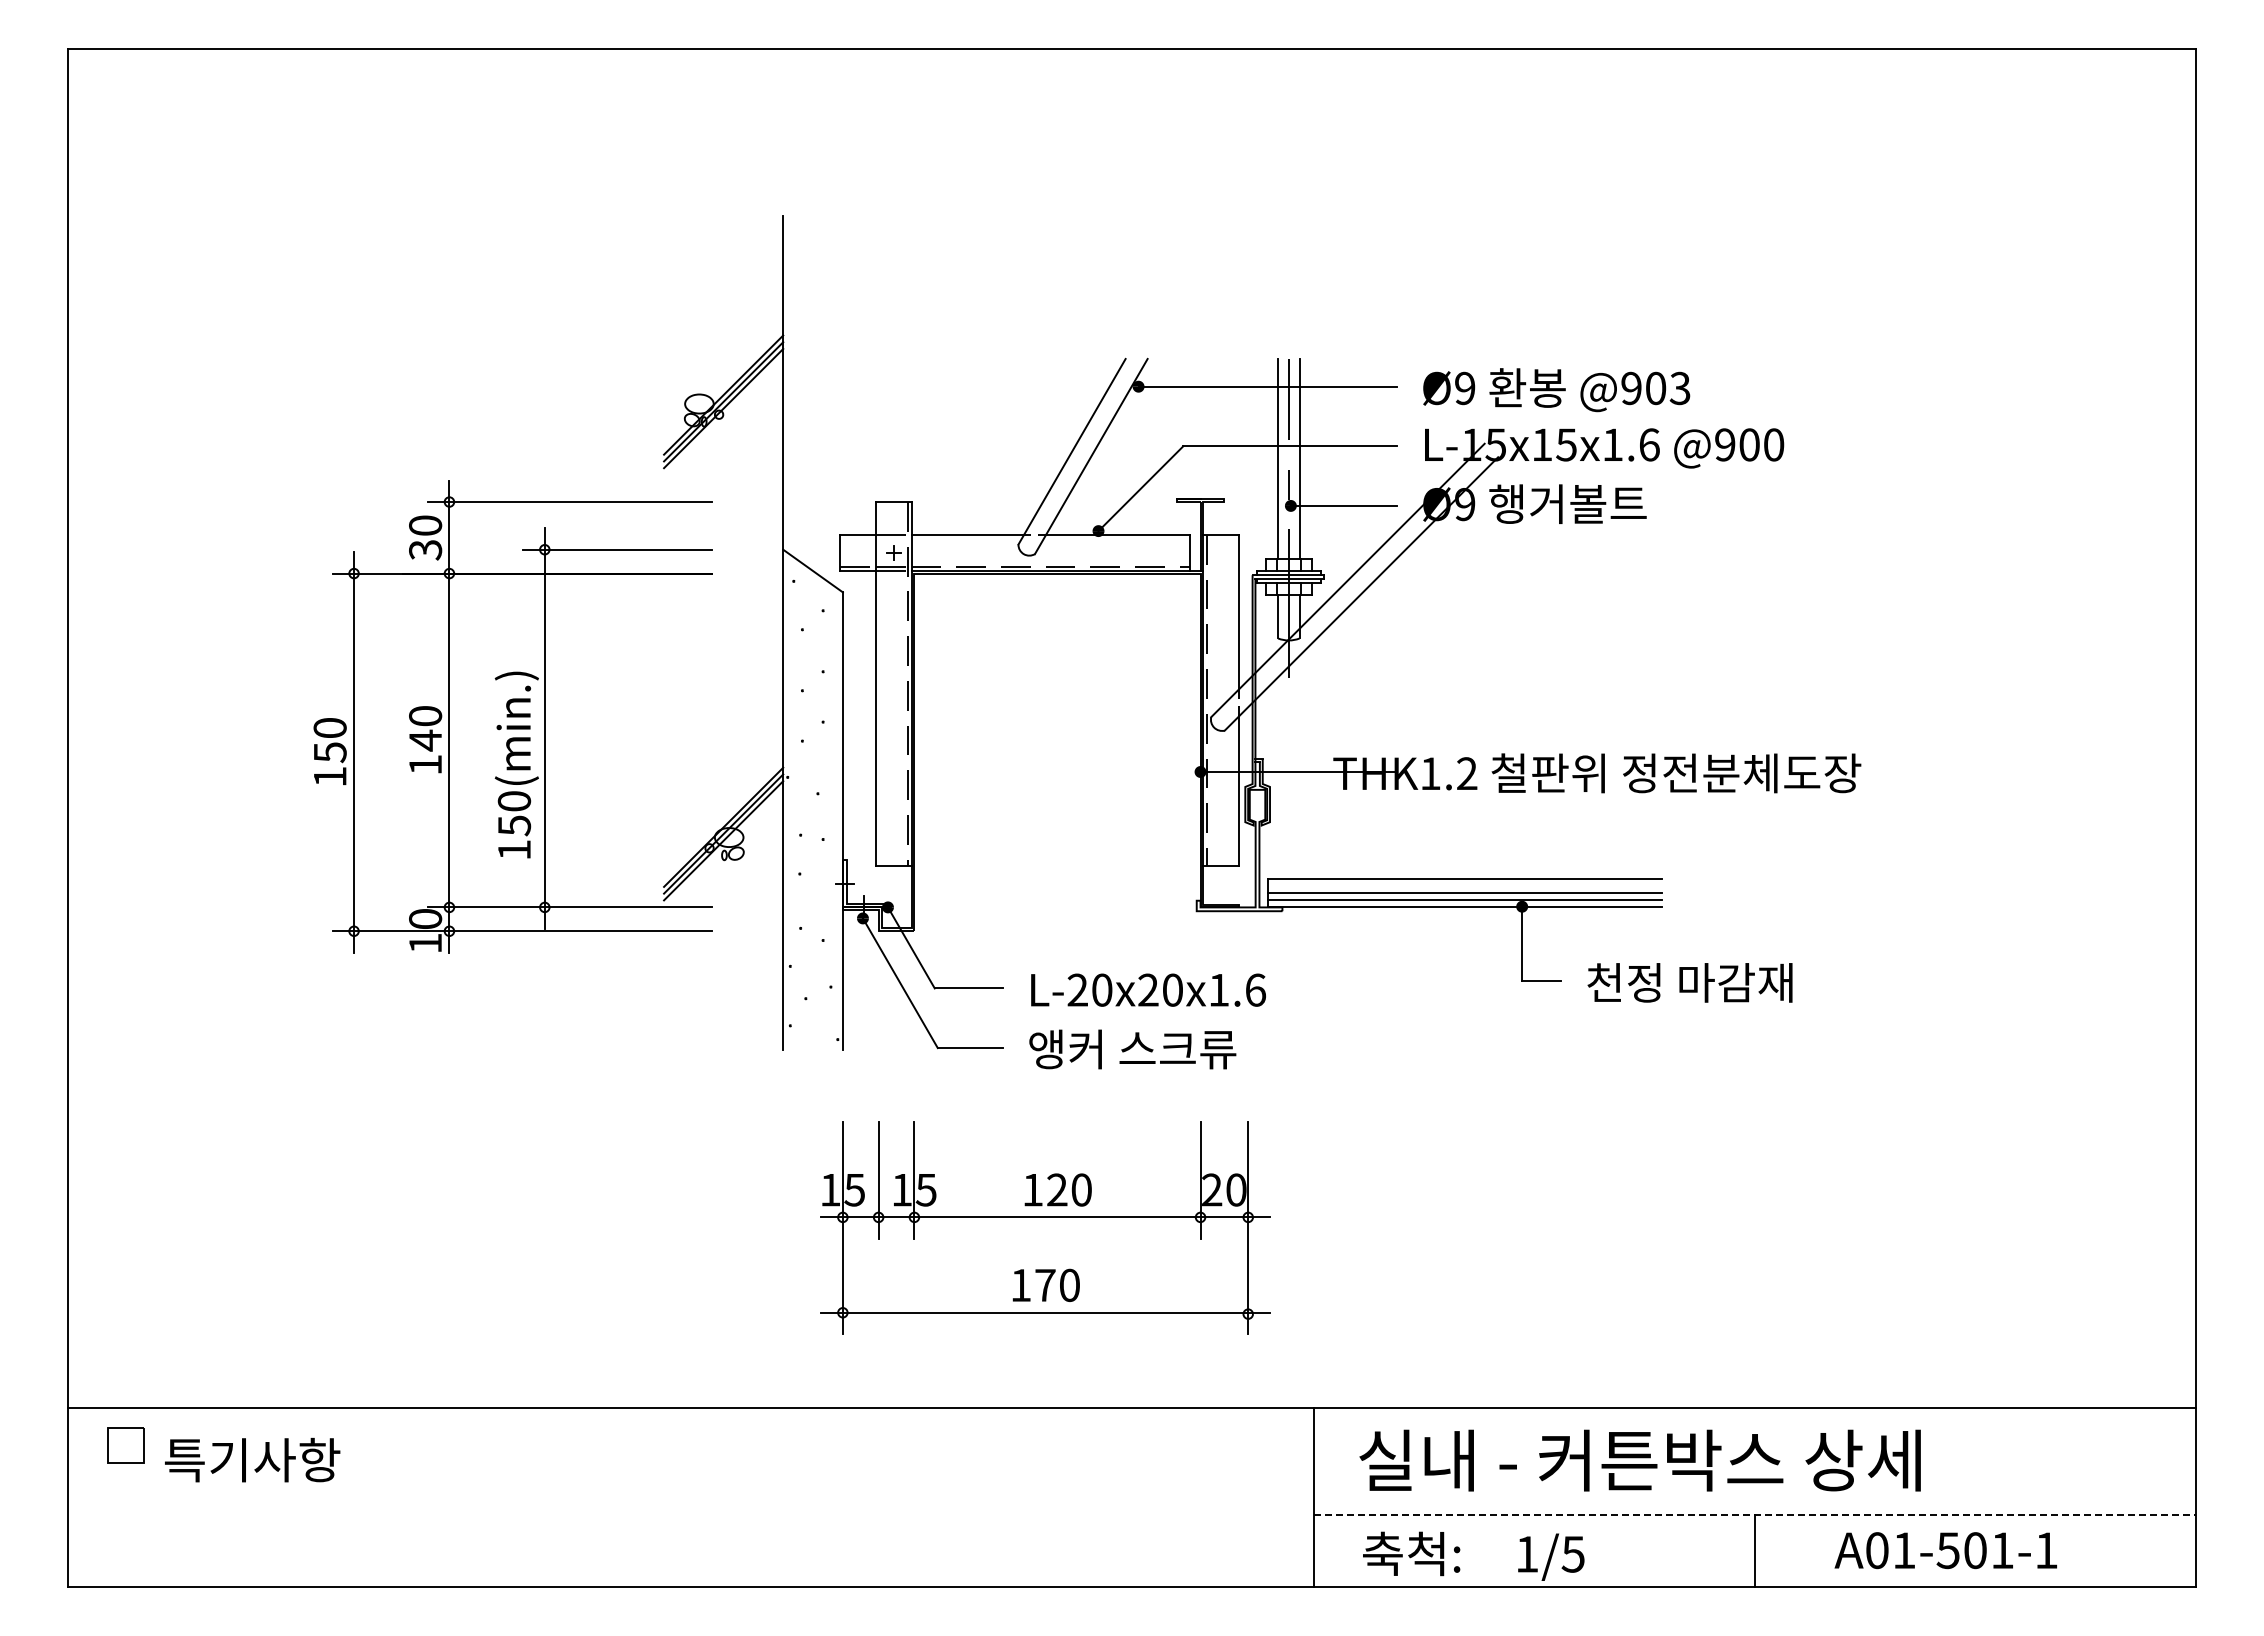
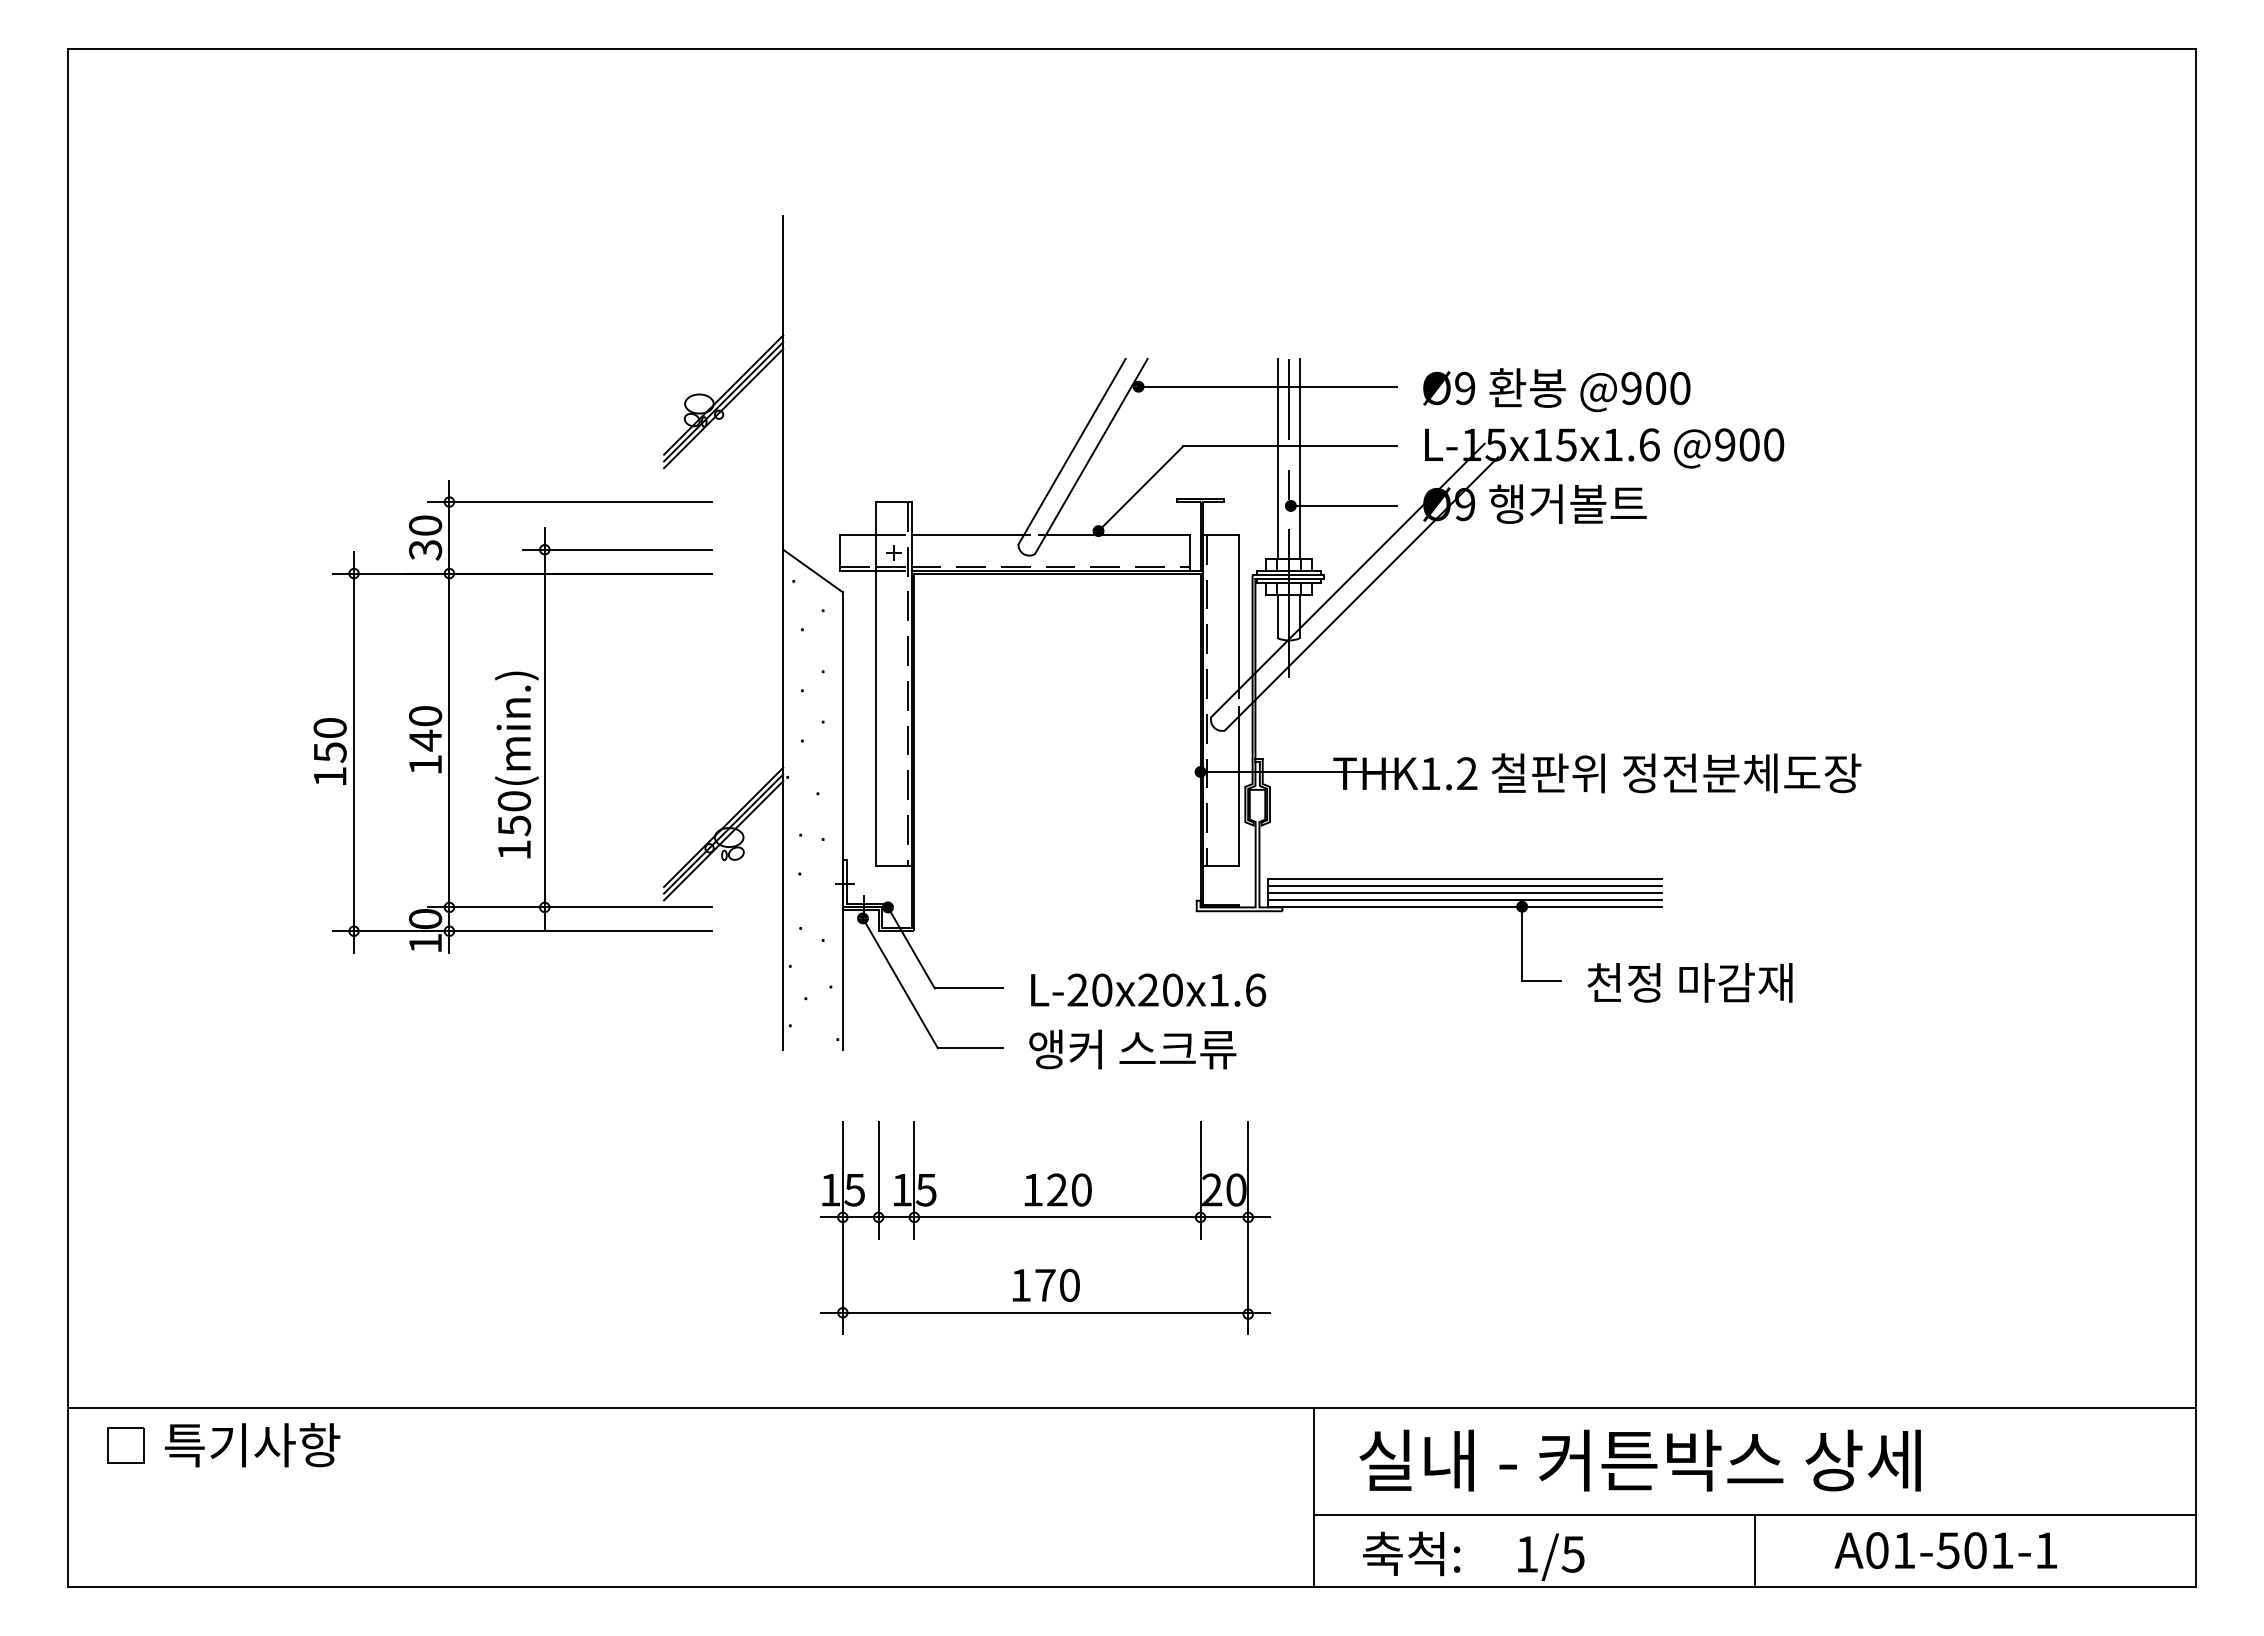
text: @903 -> @900 (1679, 388)
line: none -> present (1464, 885)
text position: (252, 1459) -> (252, 1444) (252, 1444)
line: dashed -> solid (1755, 1515)
